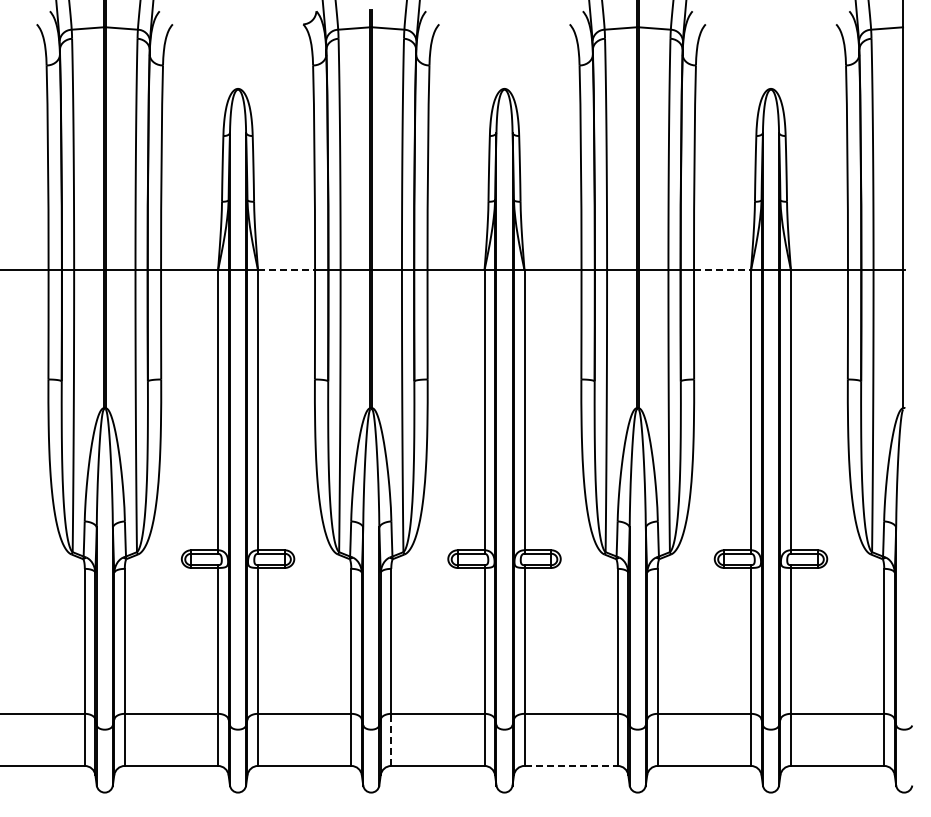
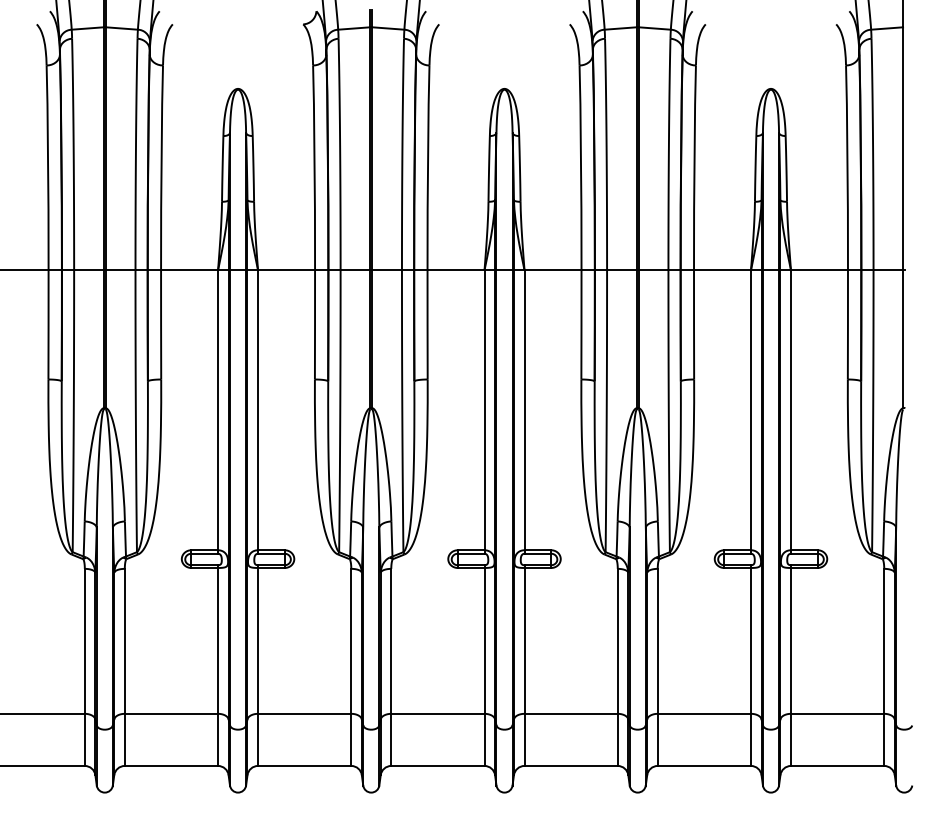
line: dashed -> solid (287, 270)
line: dashed -> solid (723, 270)
line: dashed -> solid (391, 739)
line: dashed -> solid (571, 765)
